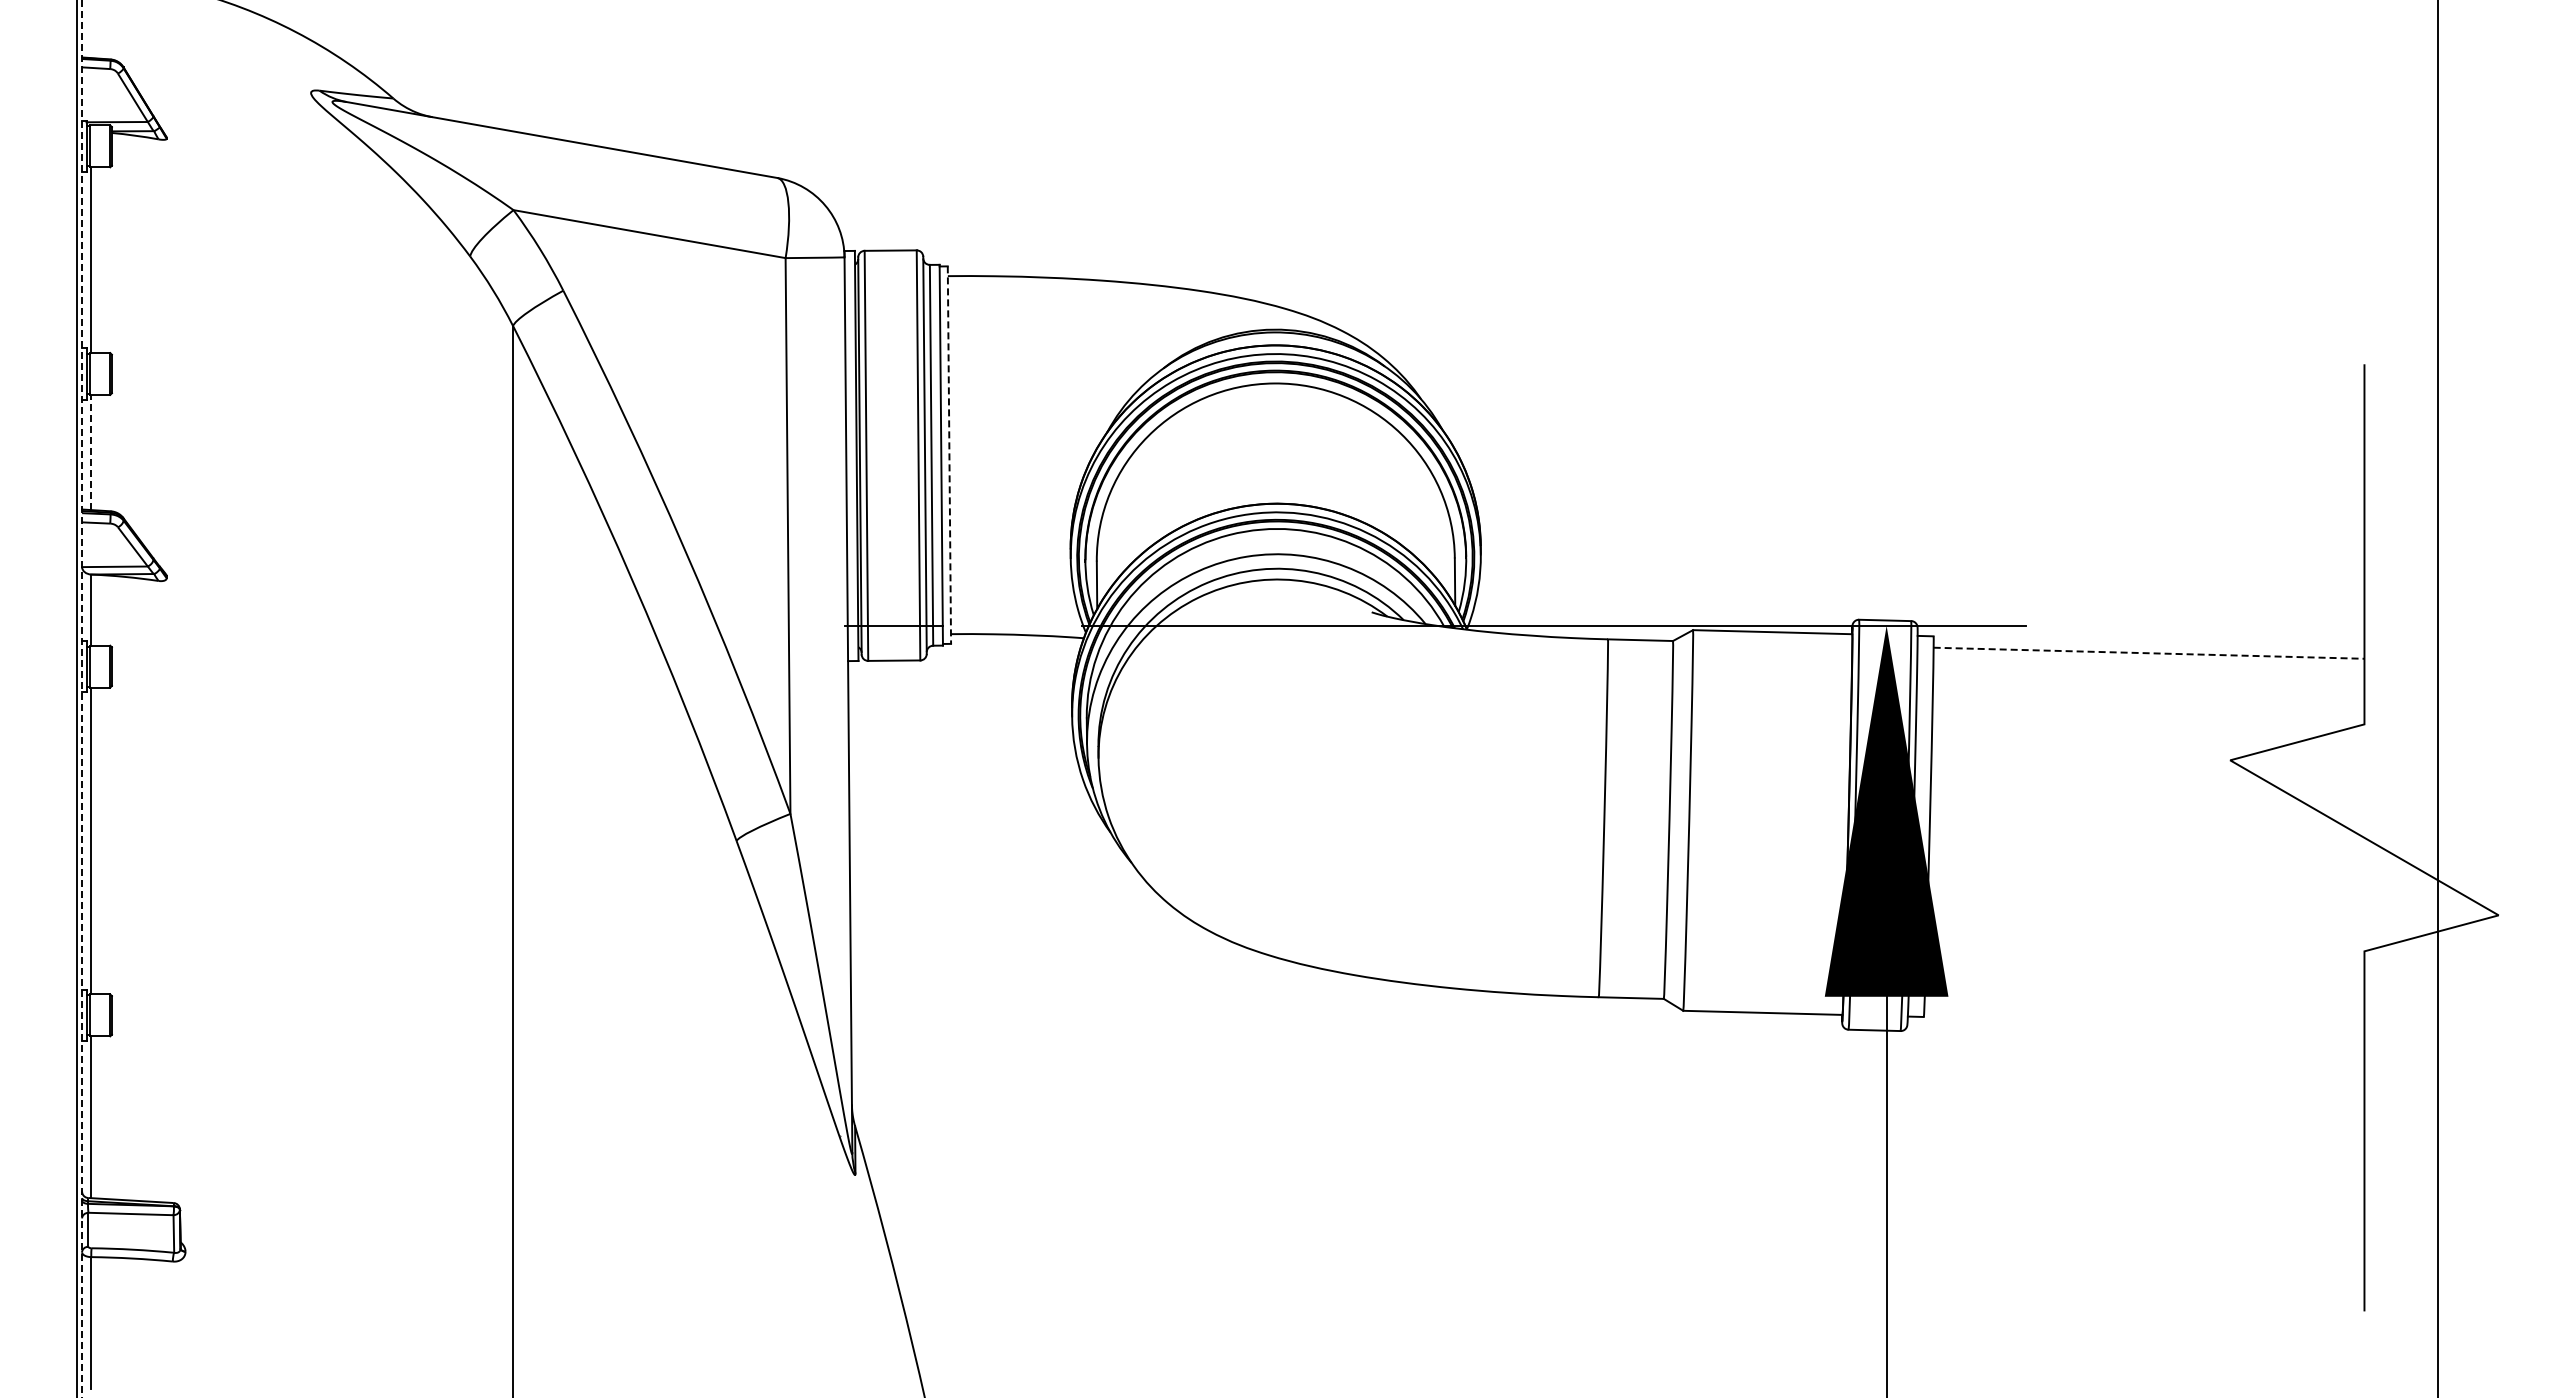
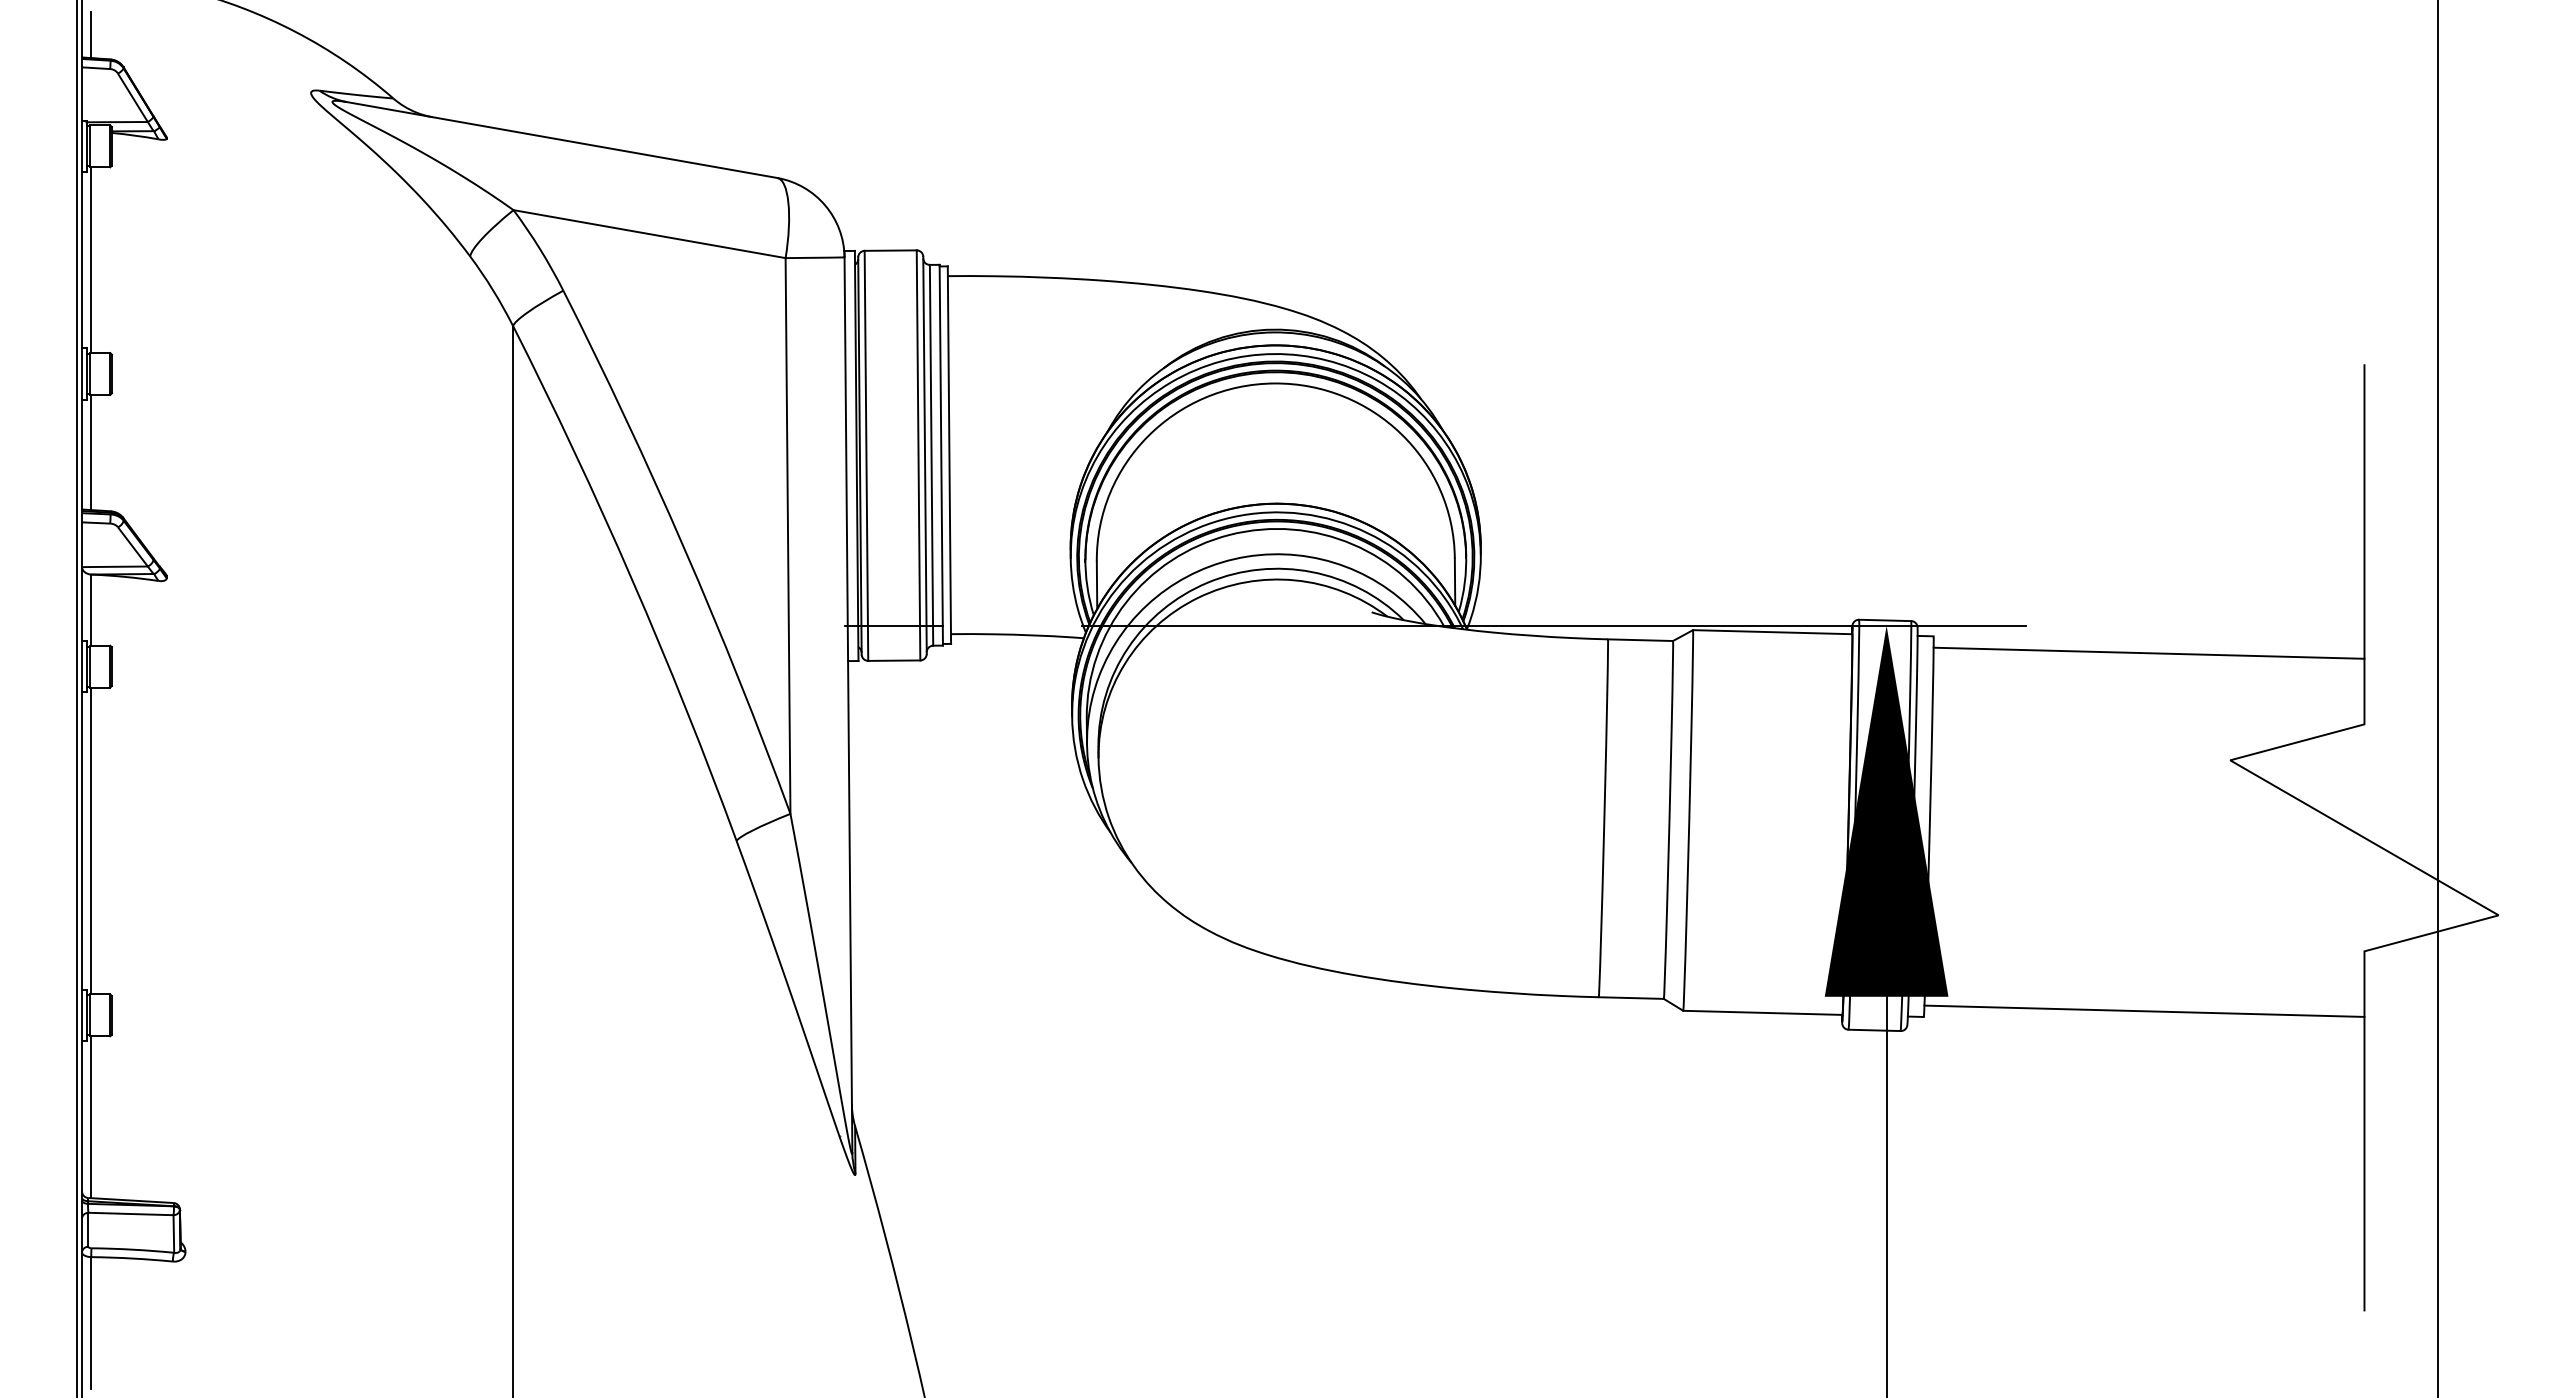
line: none -> present (91, 34)
line: dashed -> solid (91, 452)
line: dashed -> solid (949, 455)
line: dashed -> solid (2149, 653)
line: dashed -> solid (82, 698)
line: none -> present (2144, 1010)
